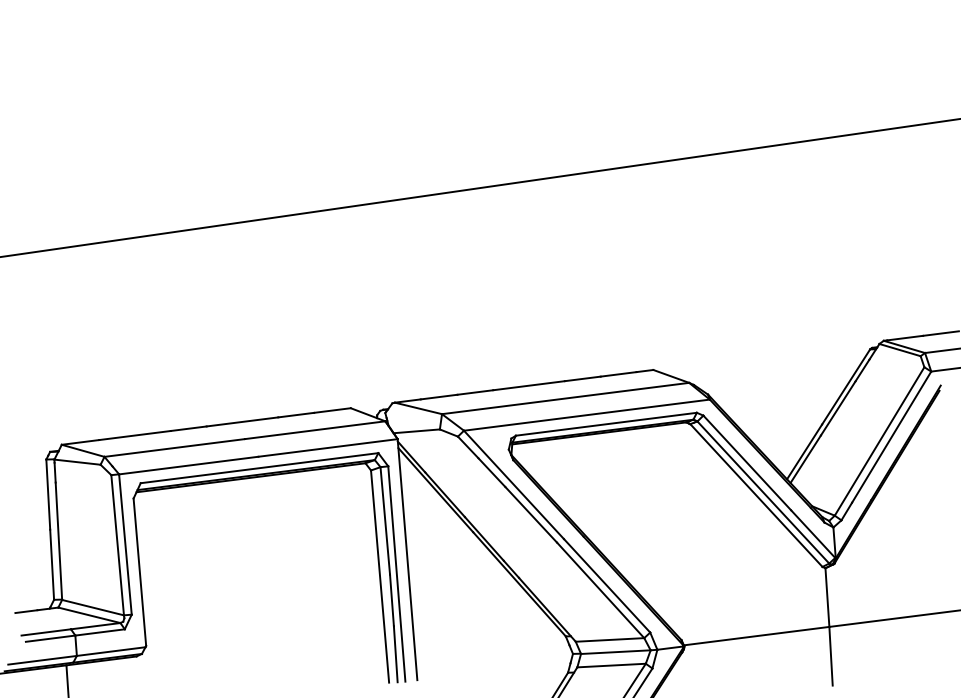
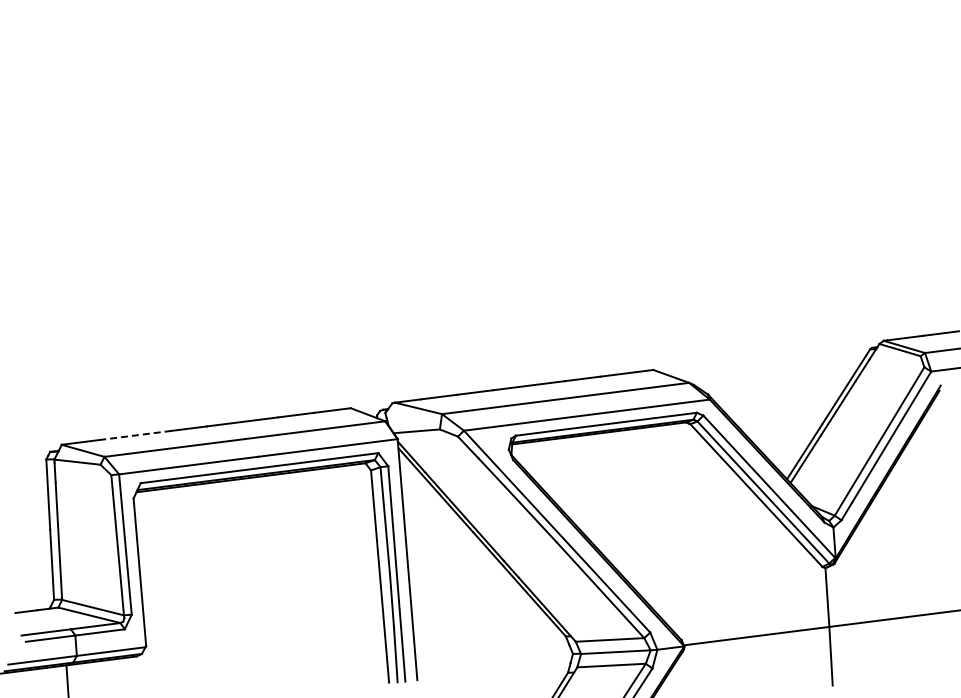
line: present -> none (479, 187)
line: solid -> dashed (135, 435)
